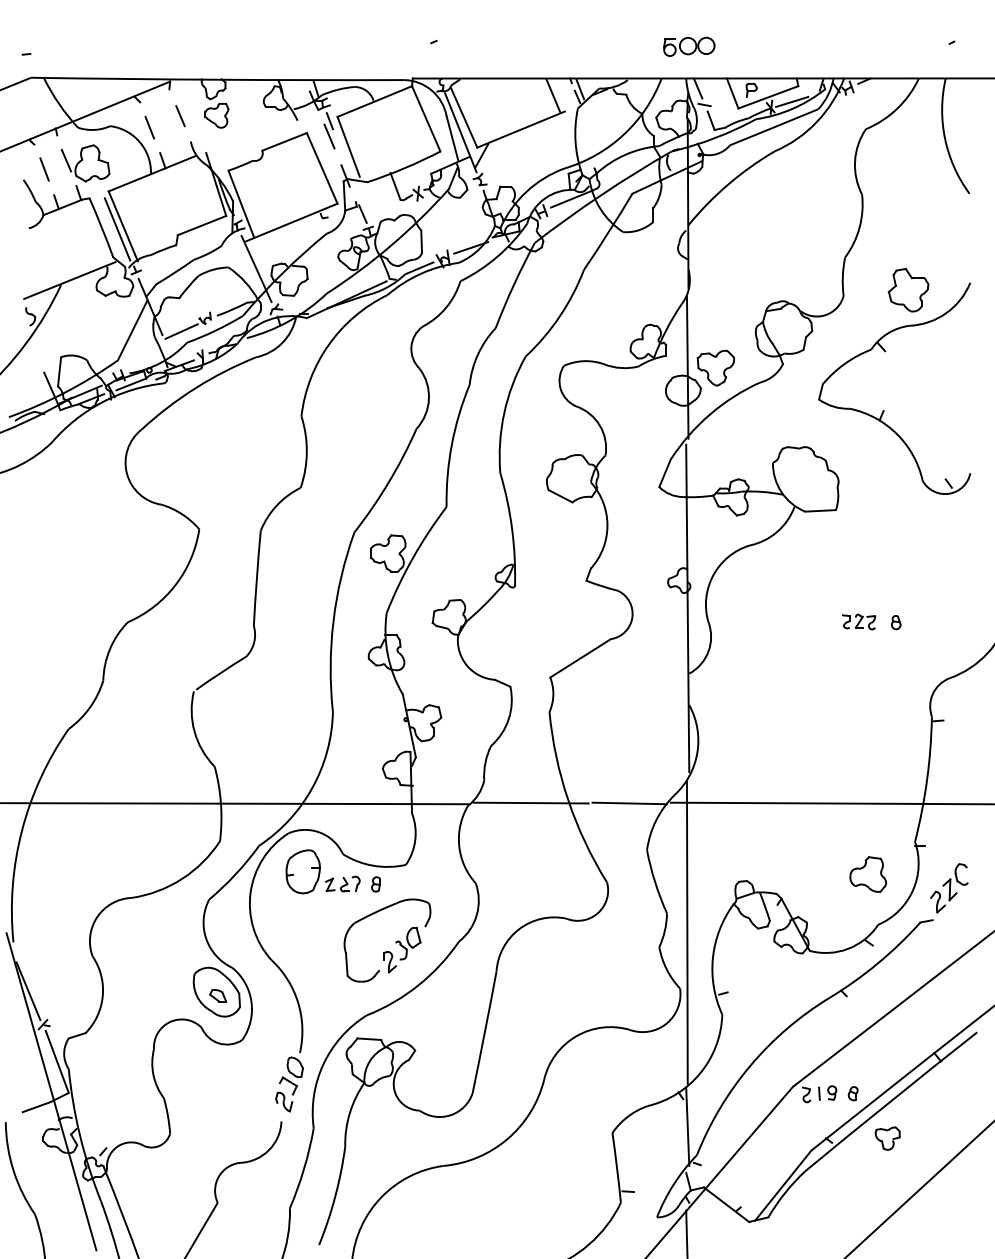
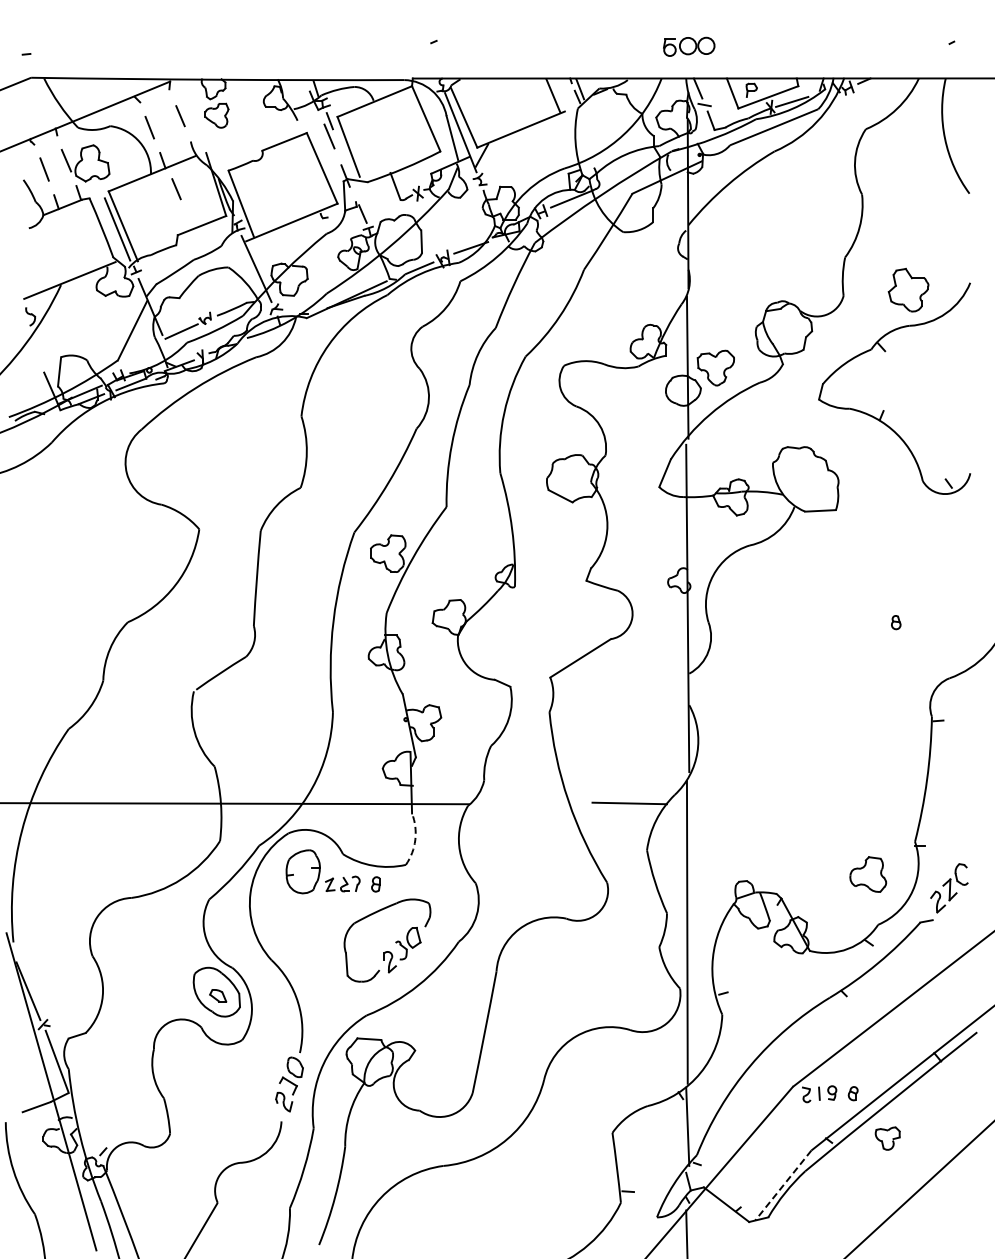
line: none -> present (176, 189)
part: present -> none (859, 621)
line: present -> none (530, 802)
line: present -> none (830, 803)
arc: solid -> dashed (415, 839)
line: solid -> dashed (783, 1185)
